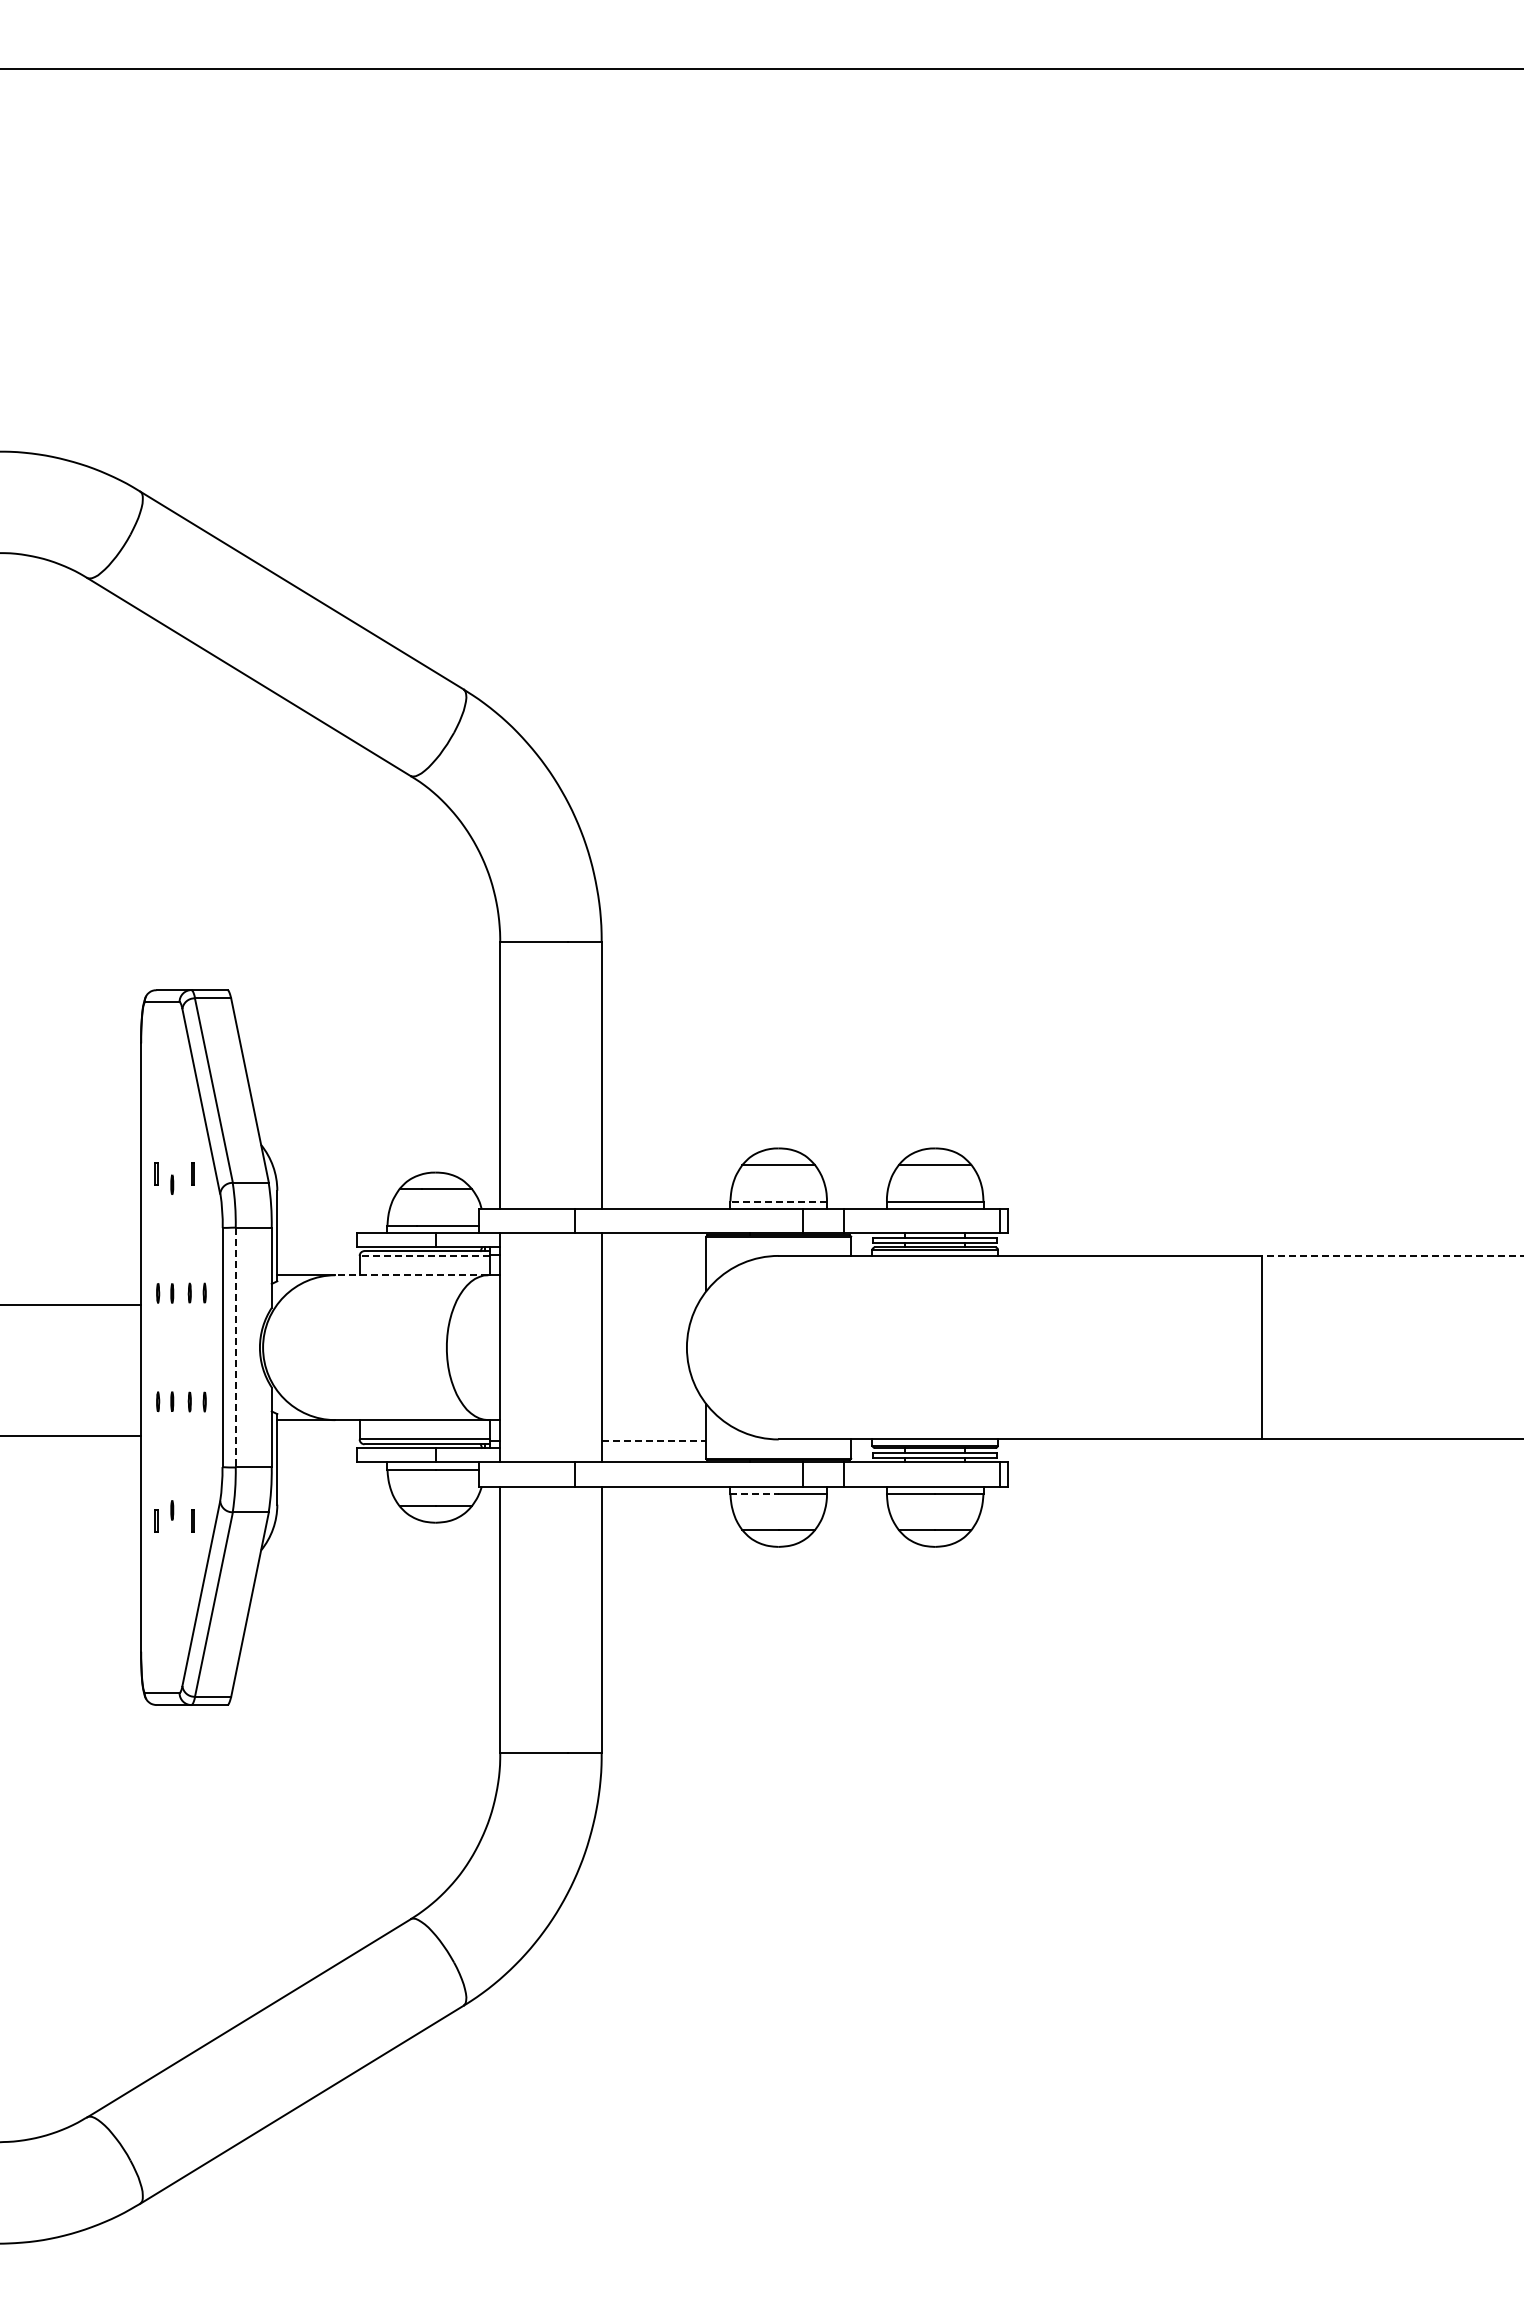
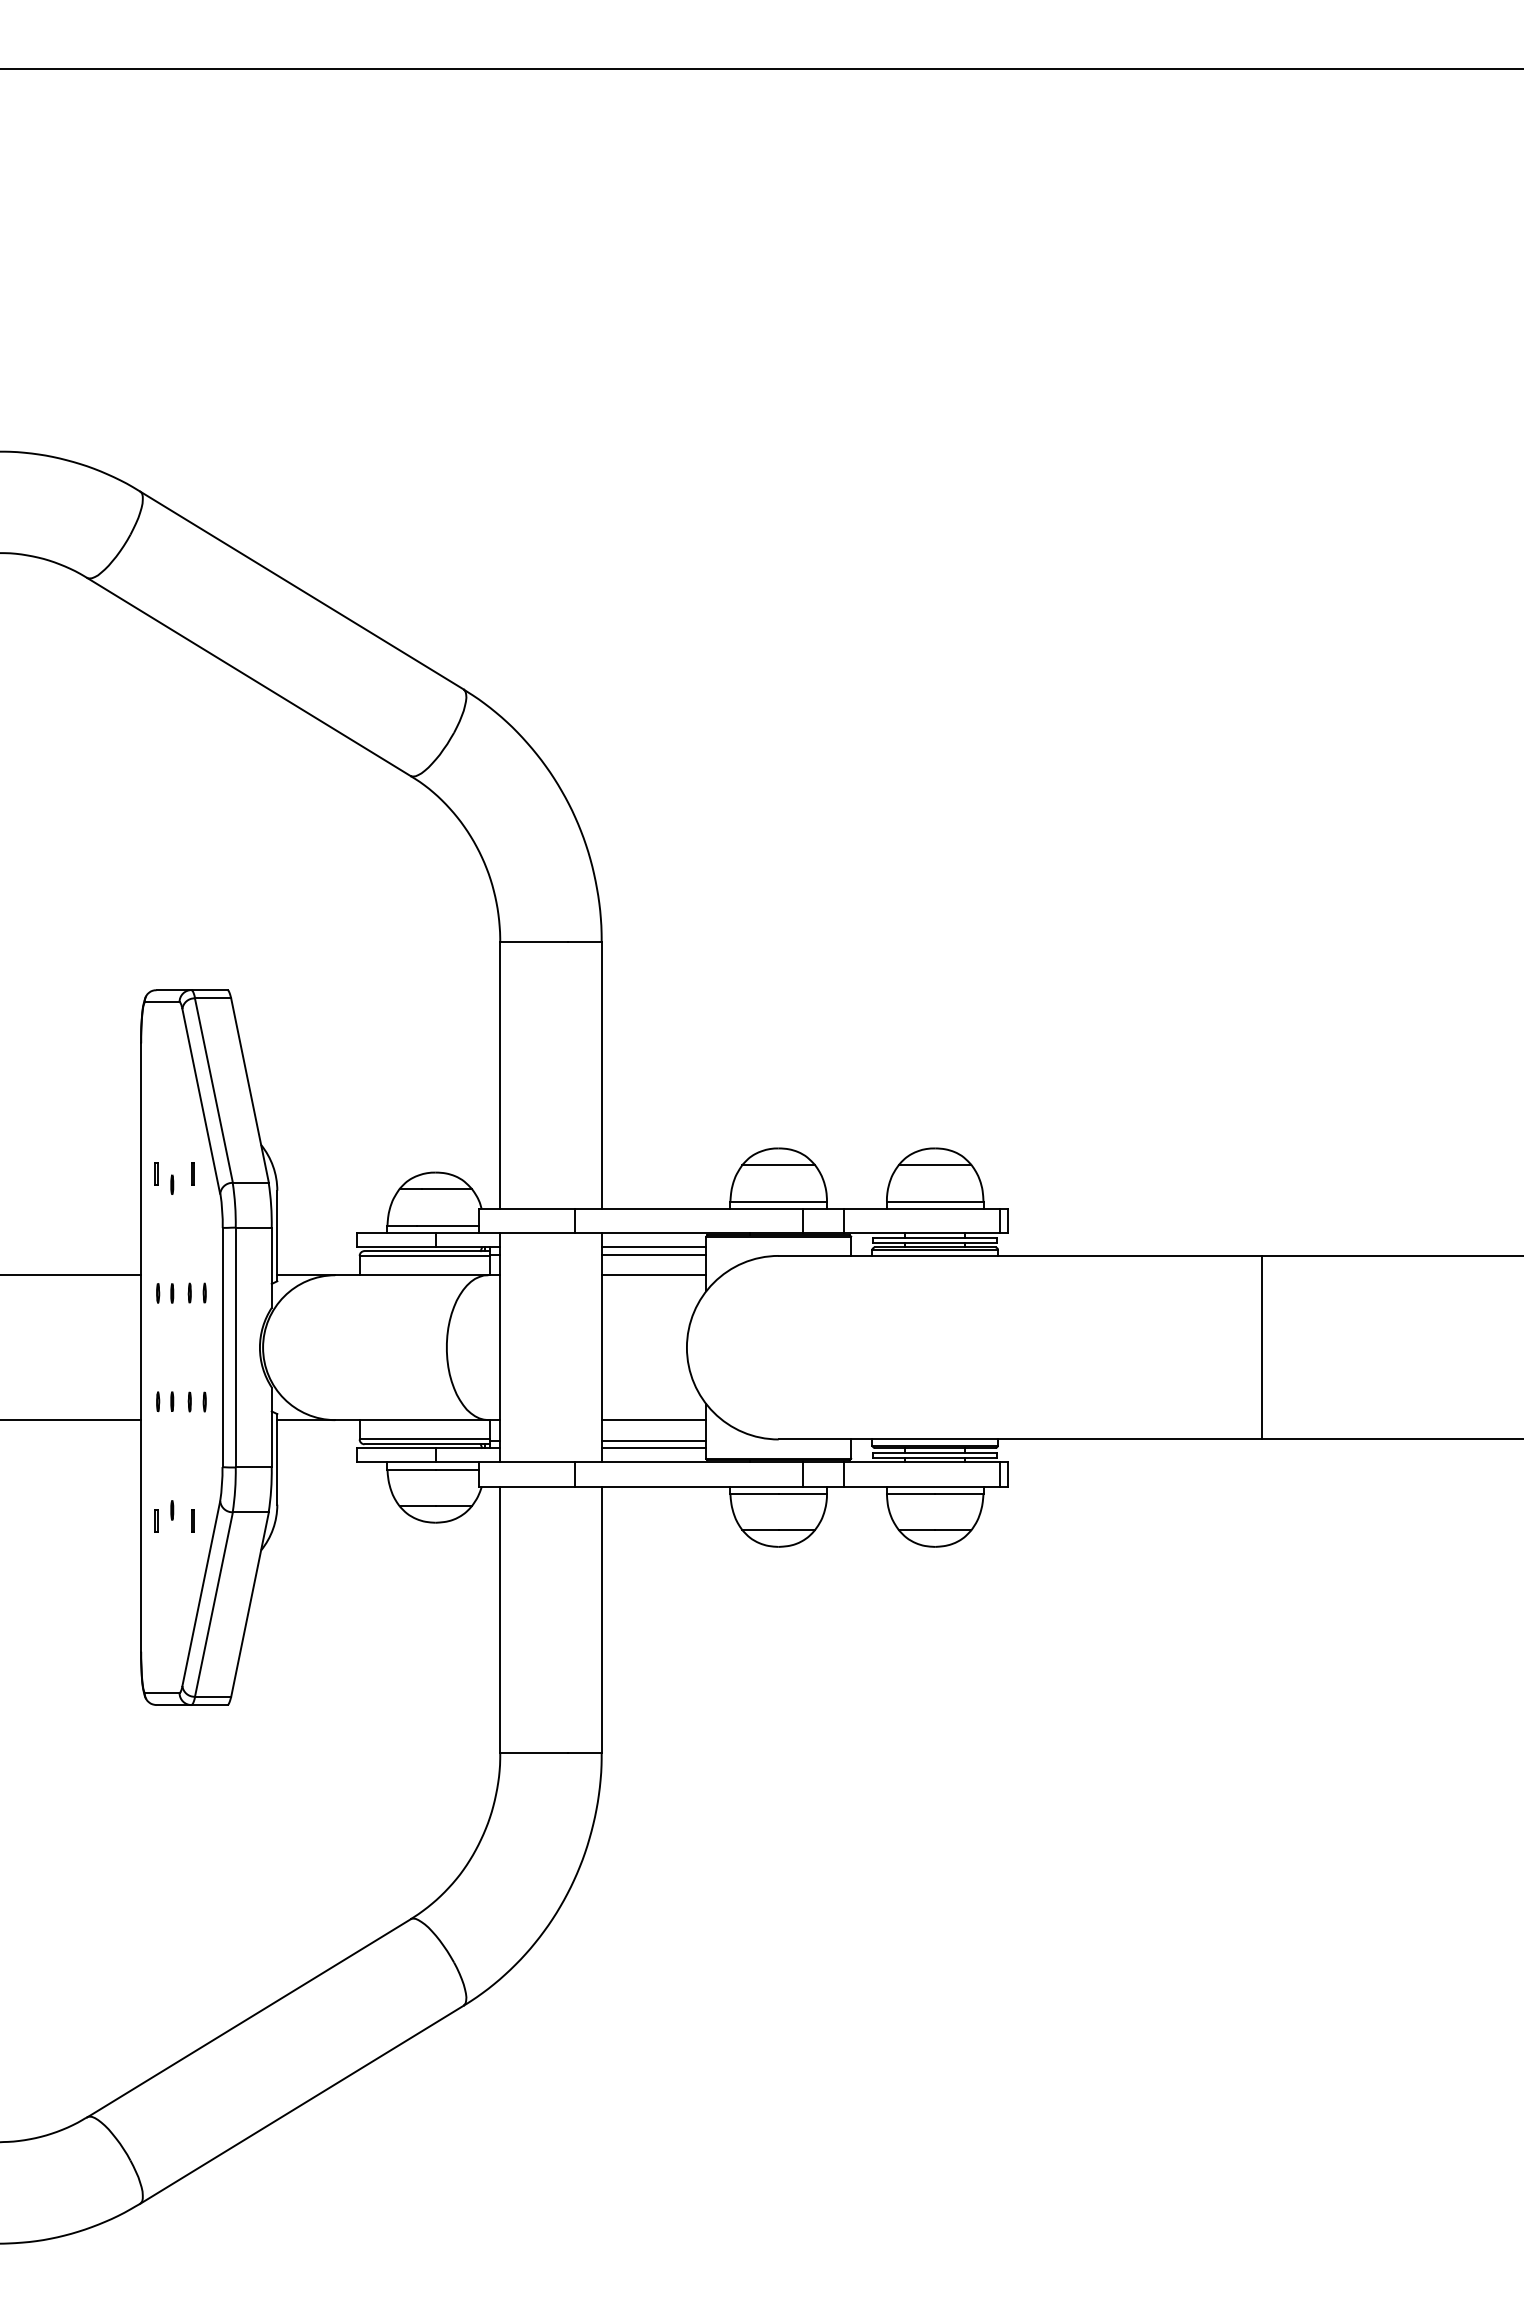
line: dashed -> solid (778, 1201)
line: none -> present (653, 1247)
line: none -> present (653, 1254)
line: dashed -> solid (424, 1255)
line: dashed -> solid (1392, 1255)
line: dashed -> solid (411, 1275)
line: none -> present (653, 1275)
line position: (71, 1305) -> (71, 1275) (71, 1275)
line: dashed -> solid (235, 1347)
line: none -> present (653, 1420)
line position: (71, 1436) -> (71, 1420) (71, 1420)
line: dashed -> solid (654, 1440)
line: none -> present (653, 1447)
line: dashed -> solid (755, 1493)
